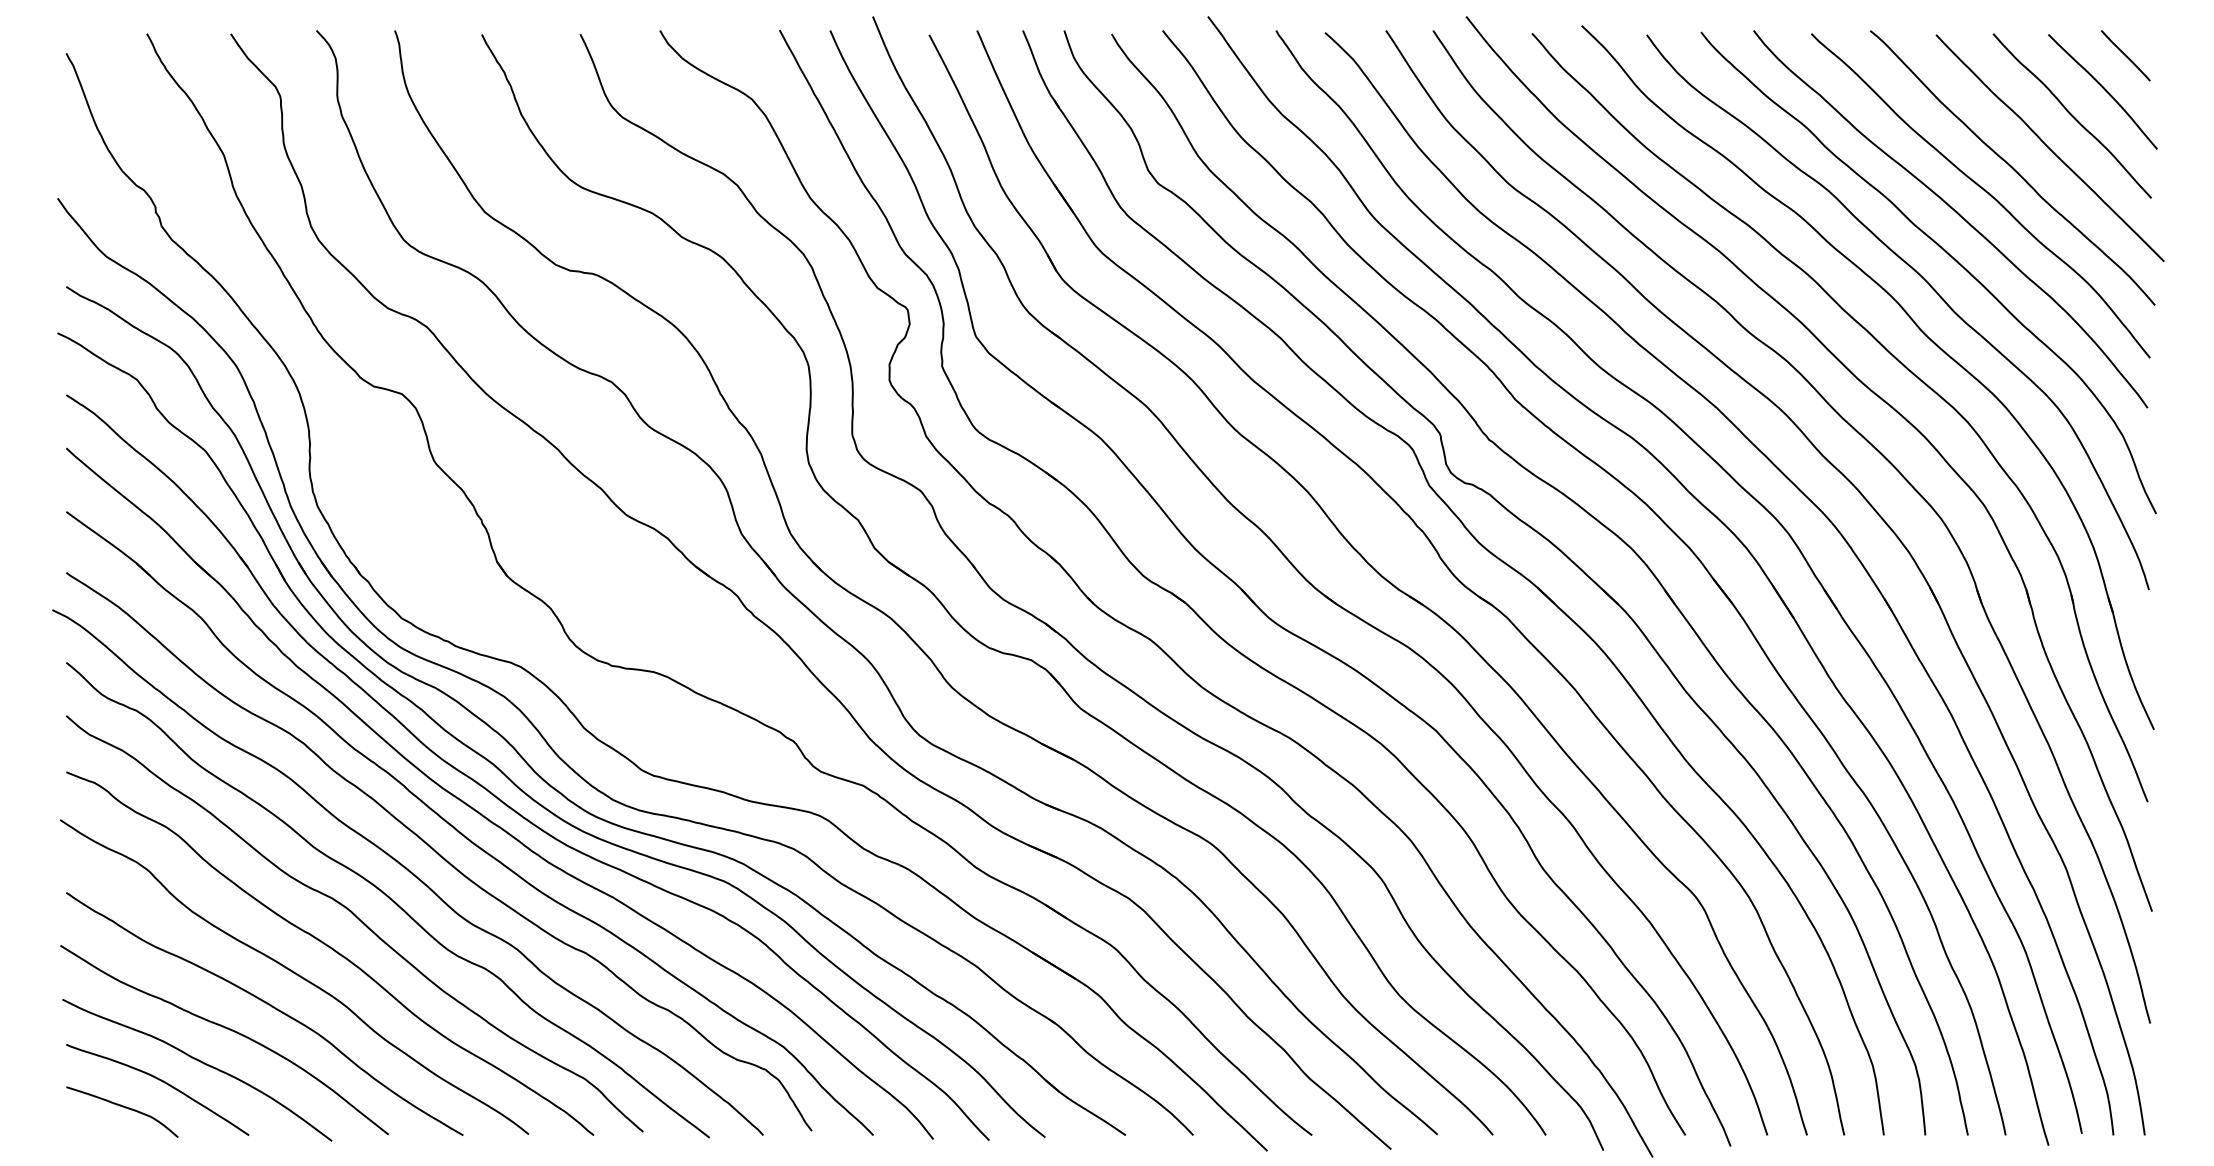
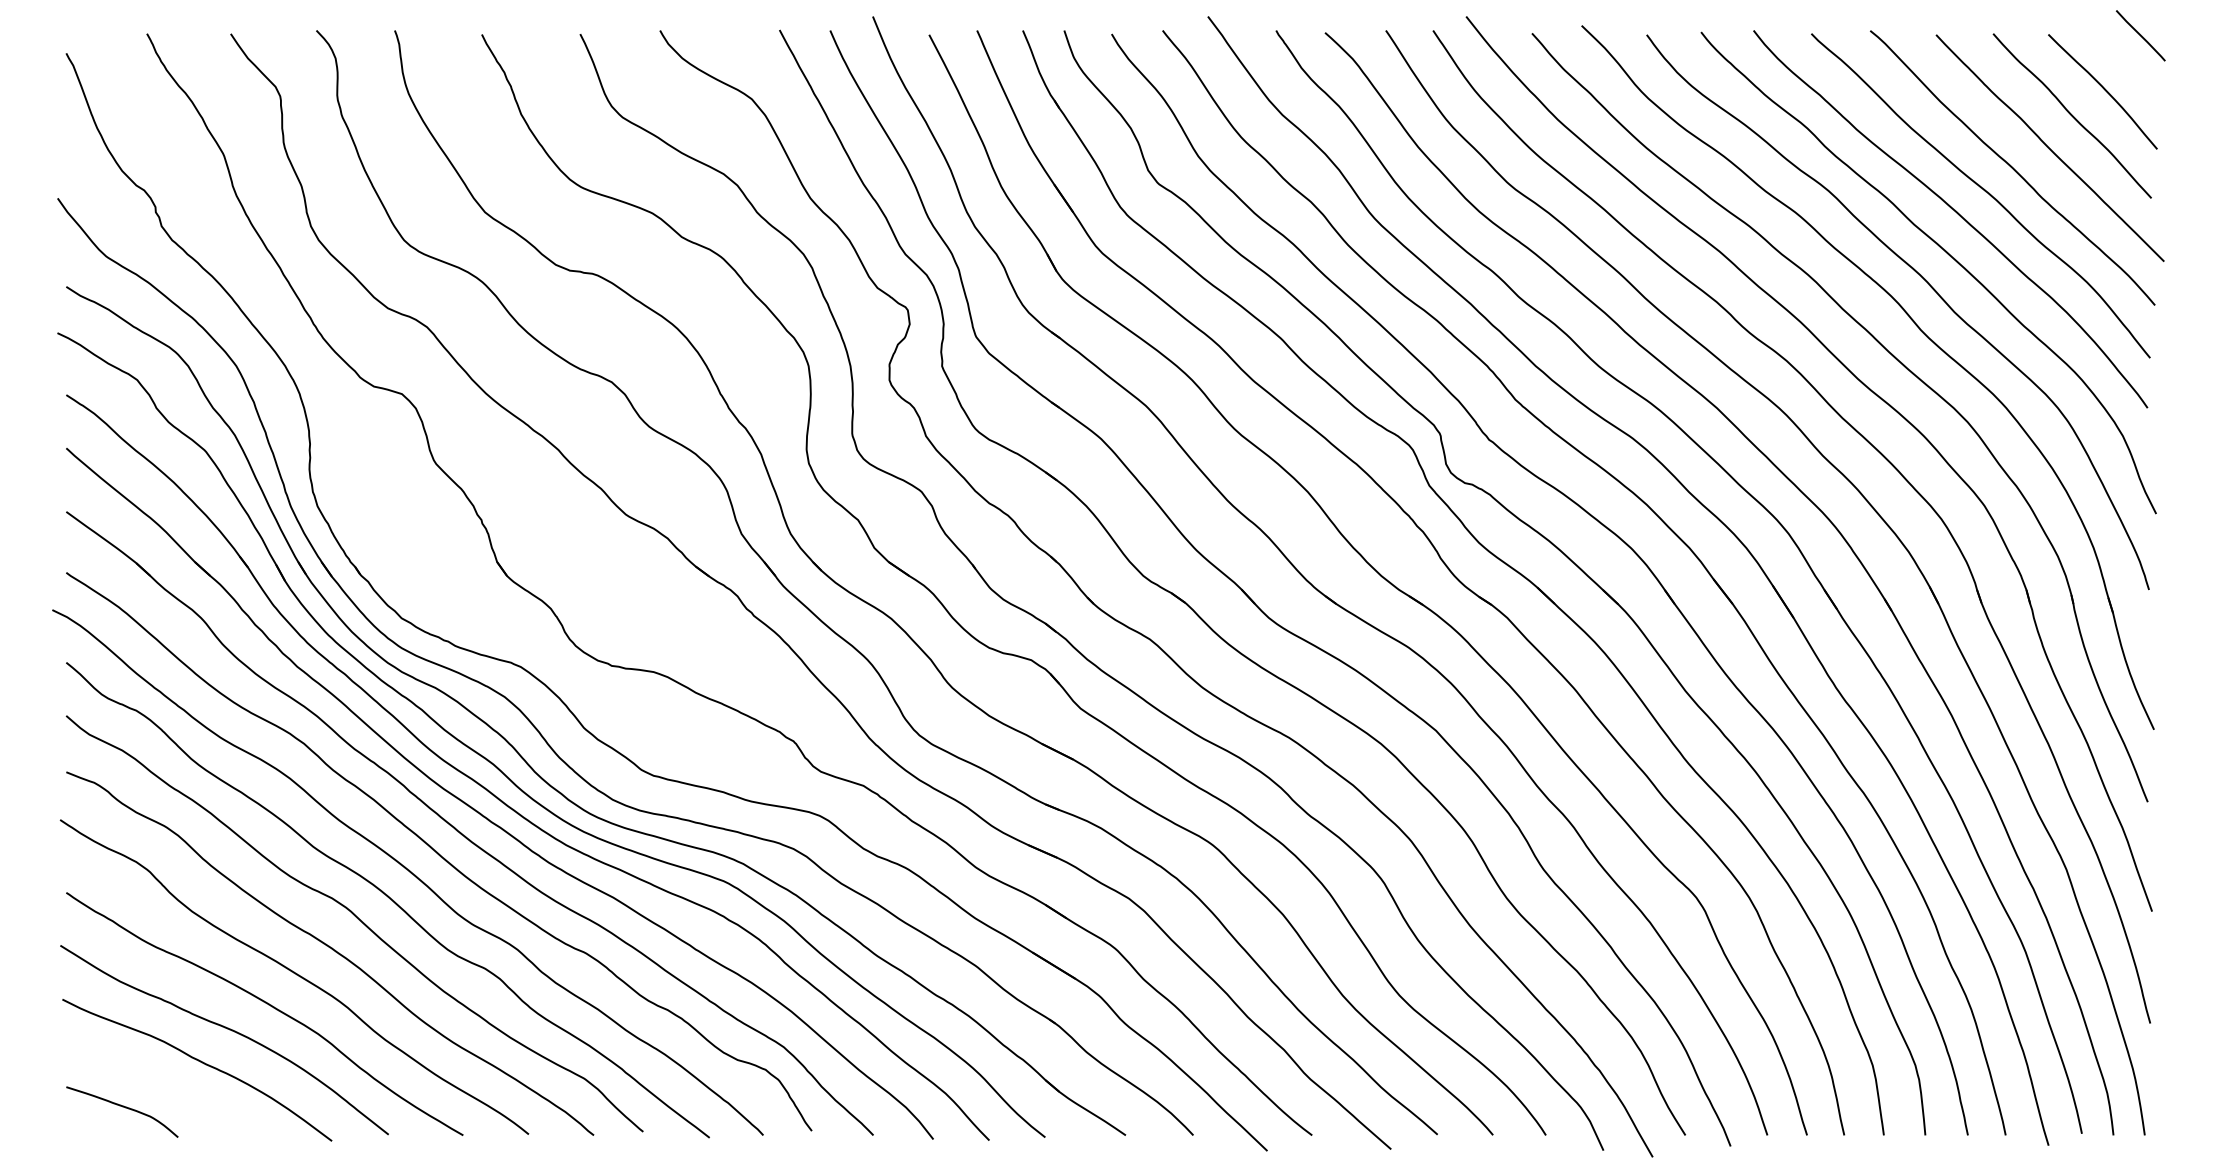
line position: (2125, 55) -> (2140, 35) (2140, 35)
curve: present -> none (160, 1081)
